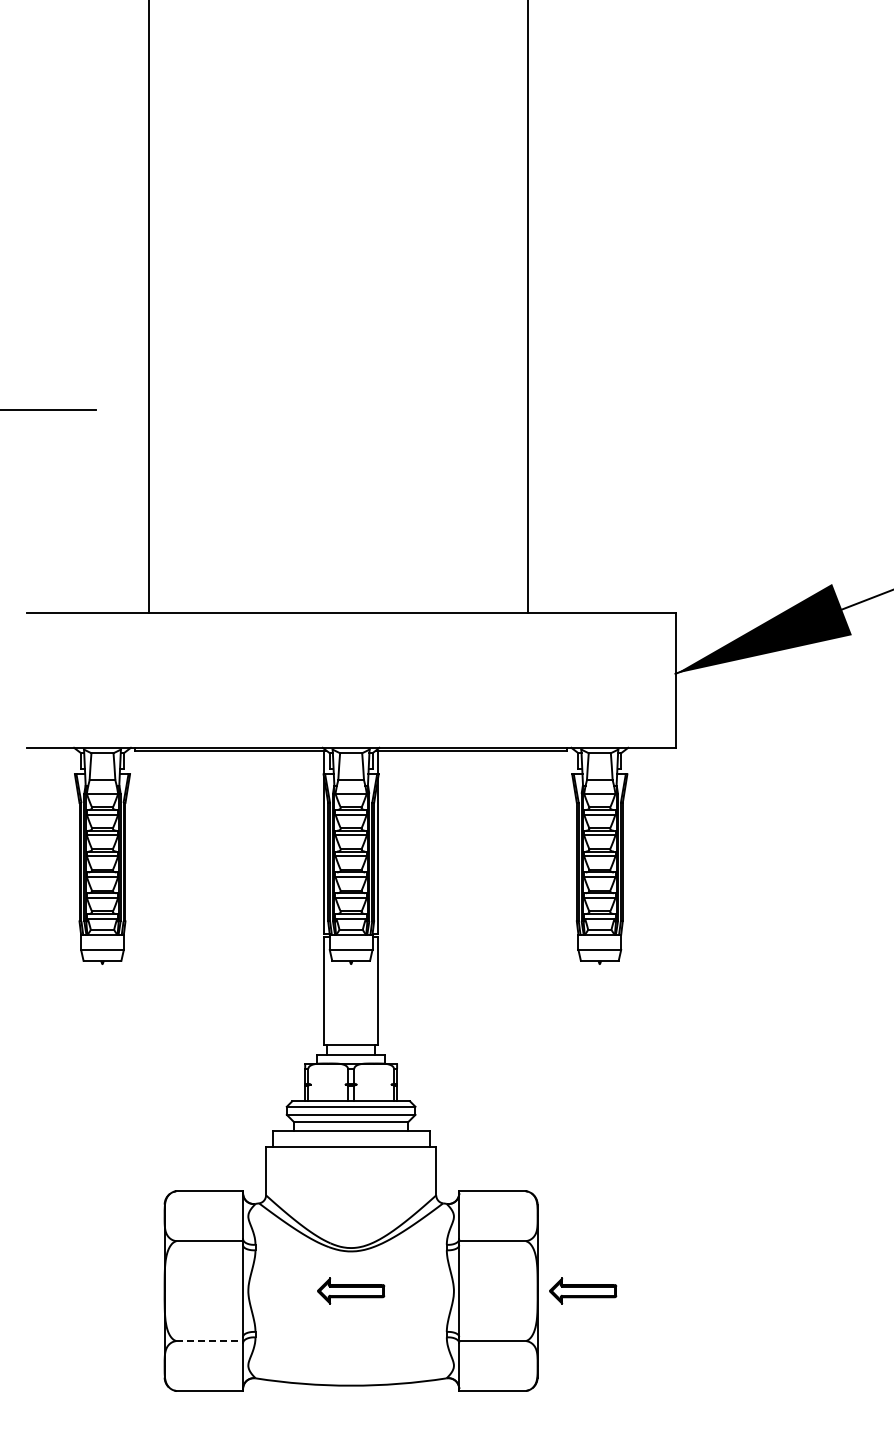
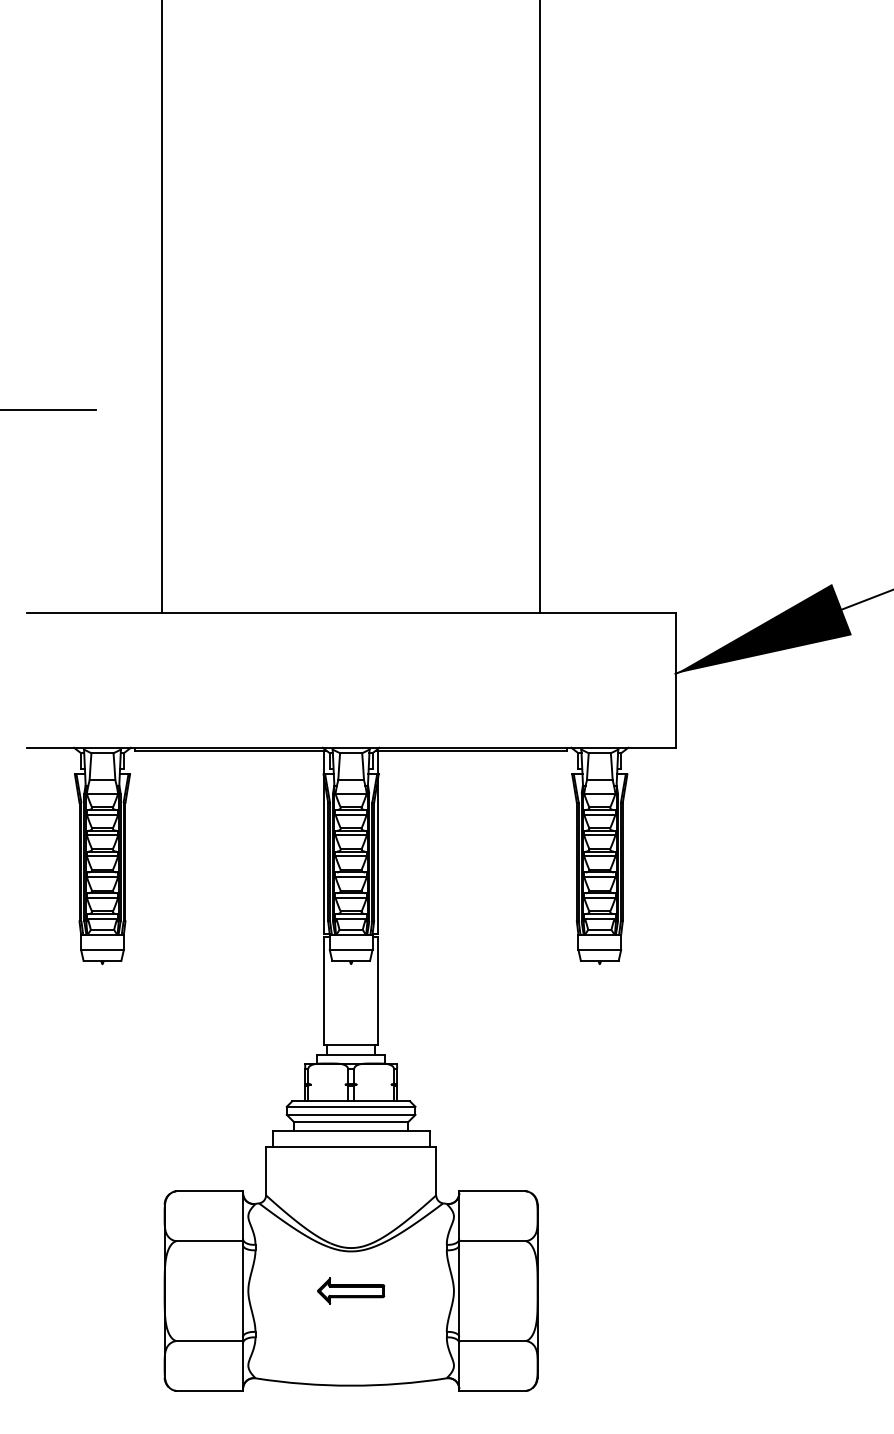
line position: (148, 307) -> (161, 307) (161, 307)
line position: (528, 307) -> (540, 307) (540, 307)
part: present -> none (583, 1290)
line: dashed -> solid (210, 1341)
